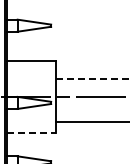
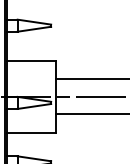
line: dashed -> solid (92, 79)
line position: (90, 122) -> (90, 114) (90, 114)
line: dashed -> solid (31, 133)
